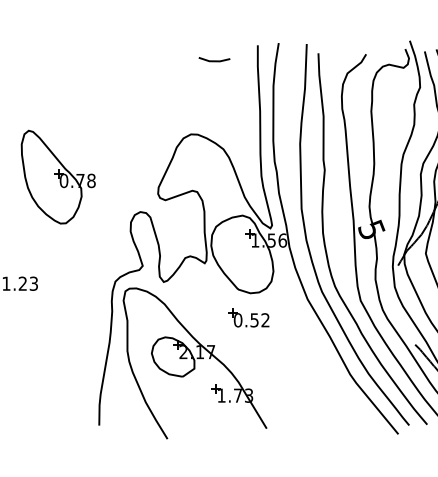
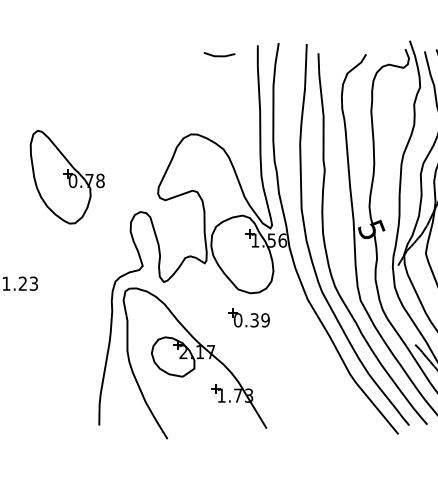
line position: (214, 60) -> (219, 55) (219, 55)
part position: (57, 176) -> (66, 176) (66, 176)
text: 0.52 -> 0.39 (259, 320)
